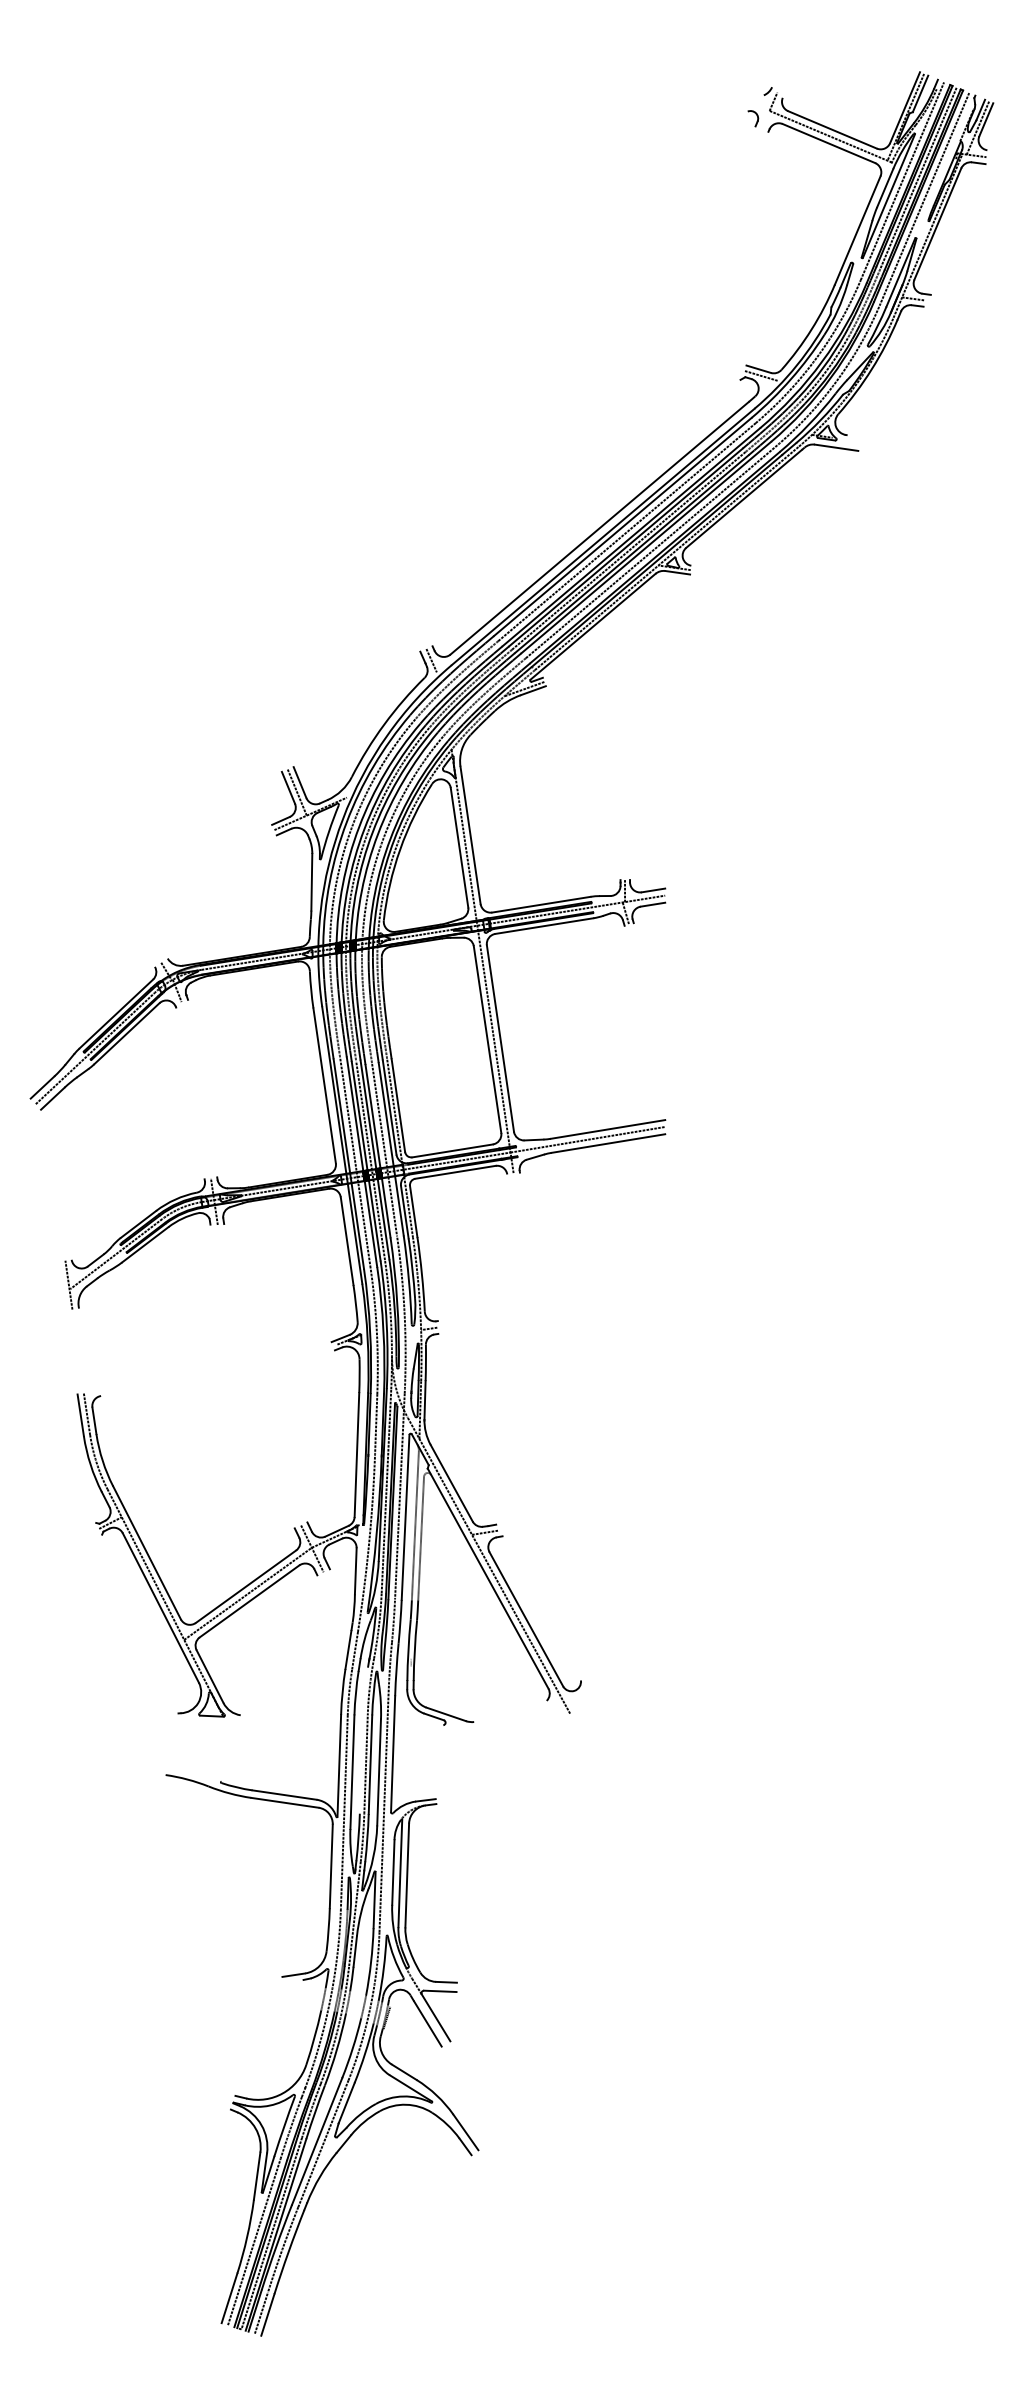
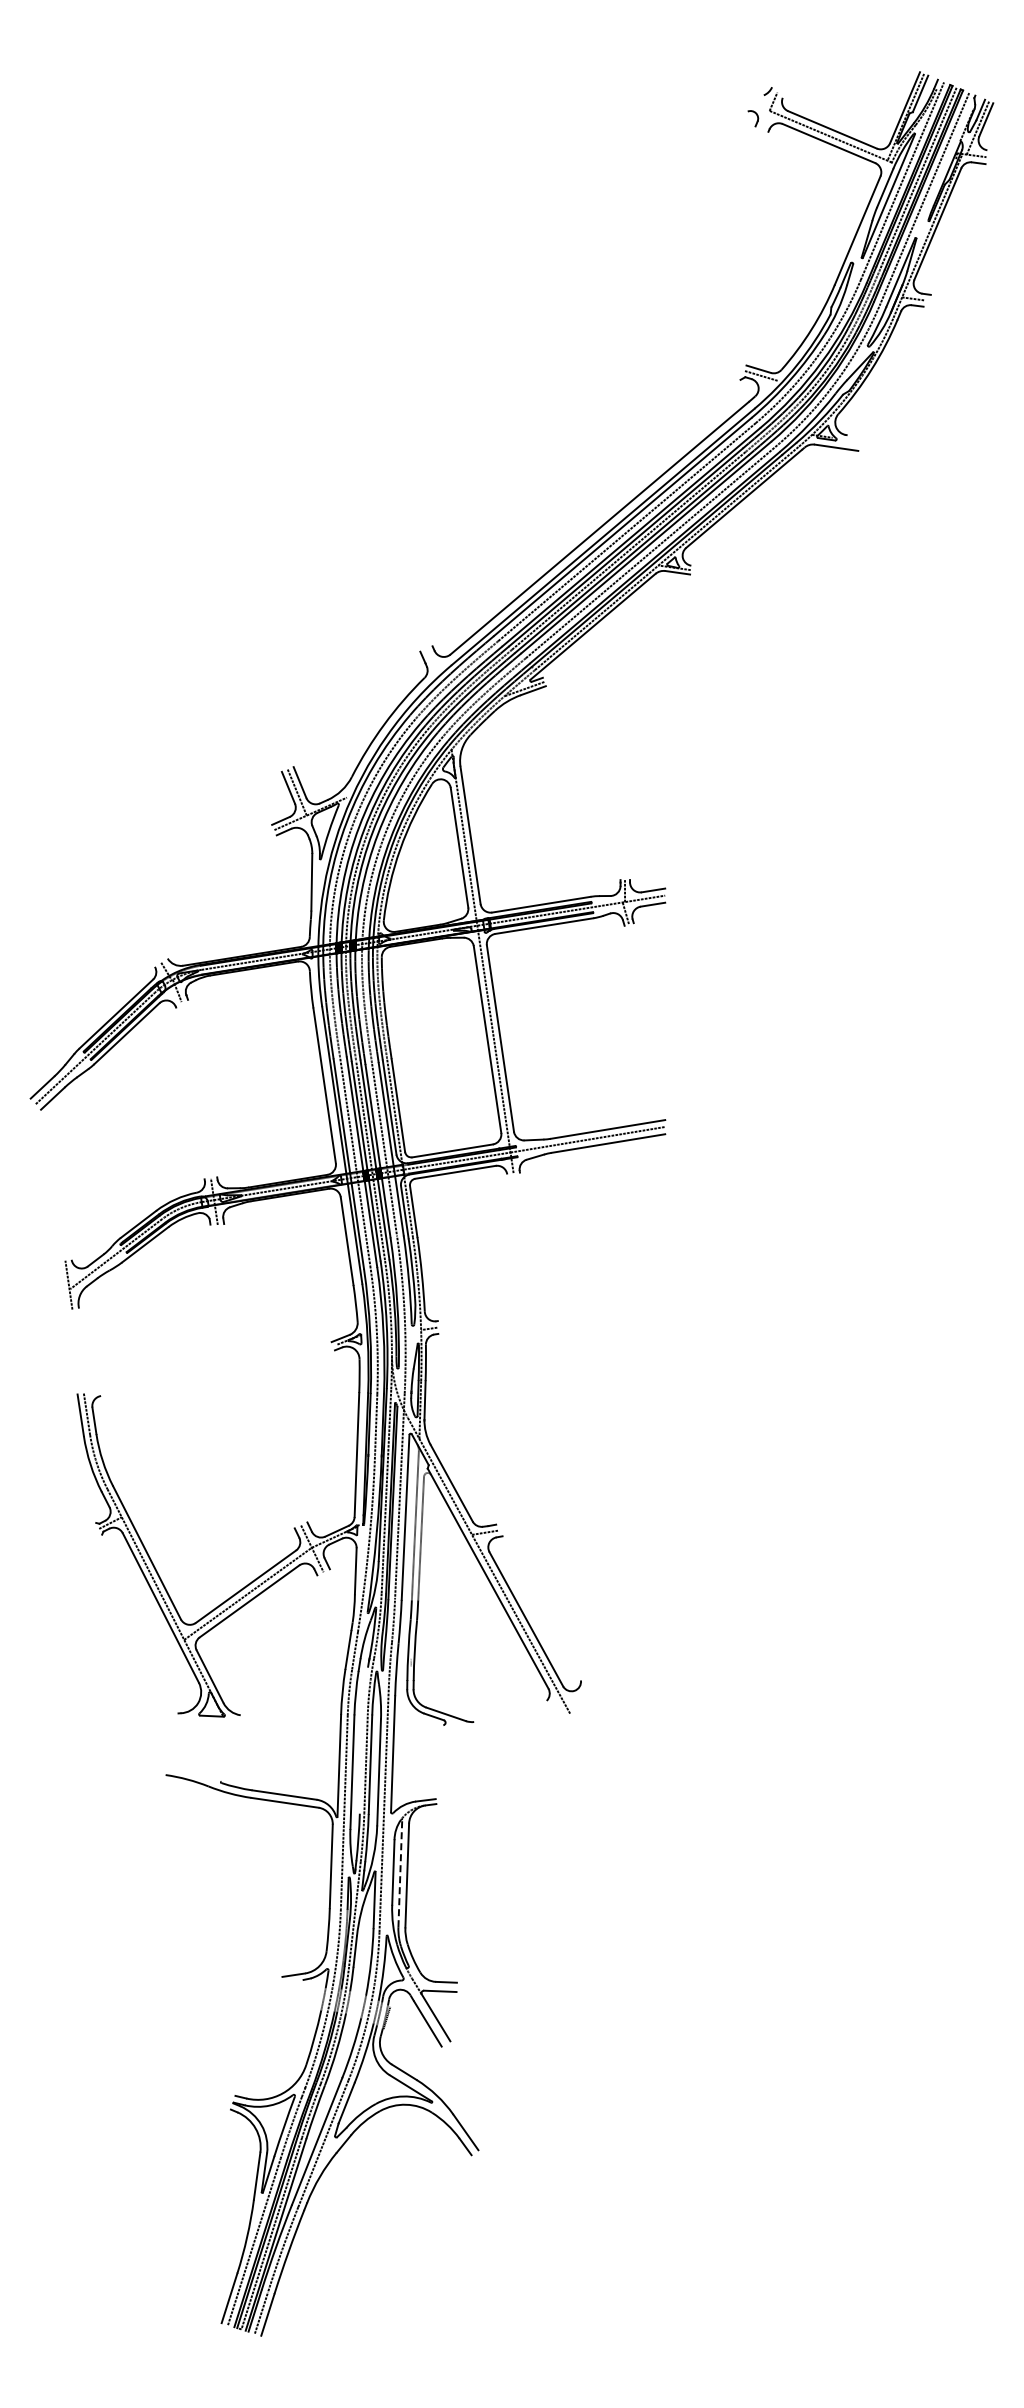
line: present -> none (431, 660)
line: solid -> dashed (400, 1873)
